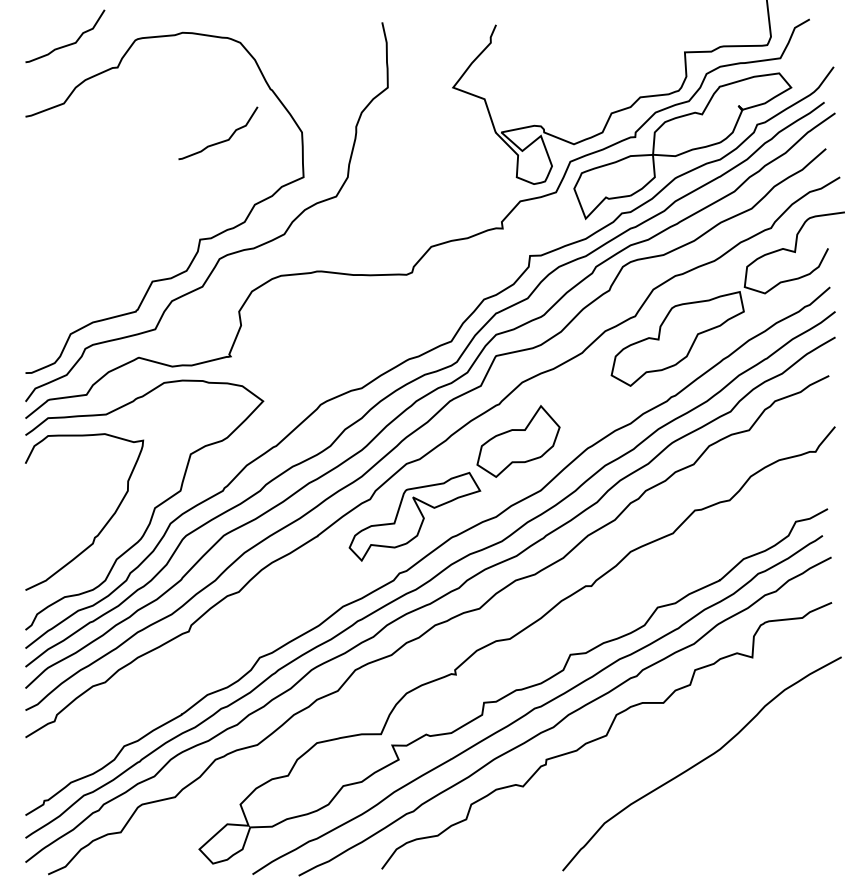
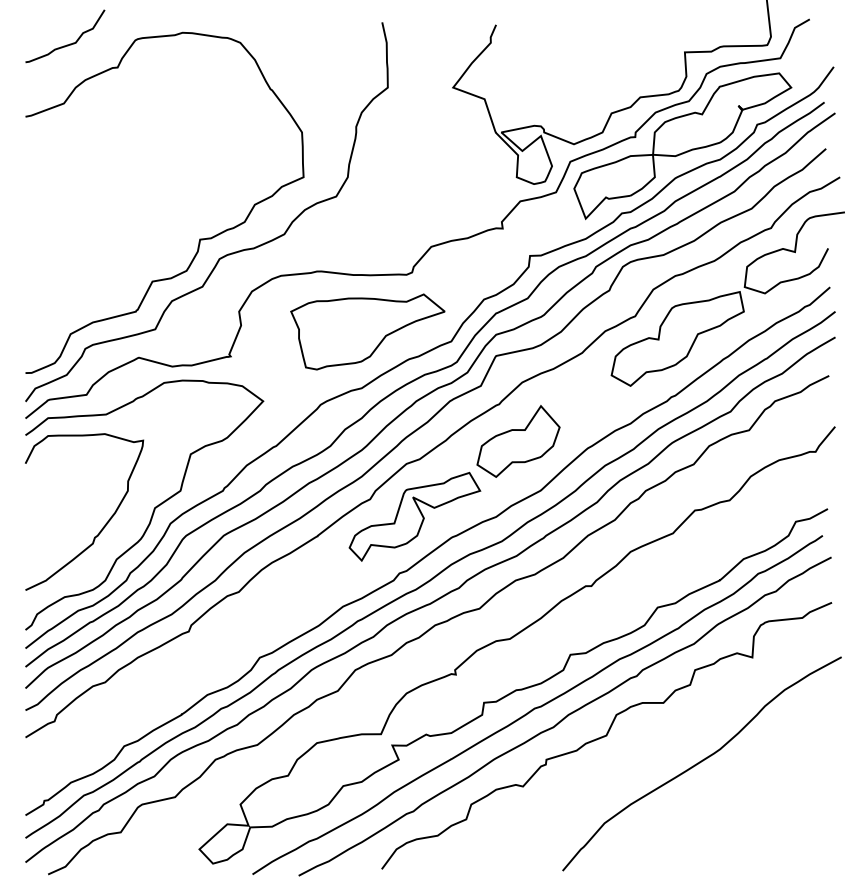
curve: present -> none (222, 140)
part: none -> present (367, 331)
